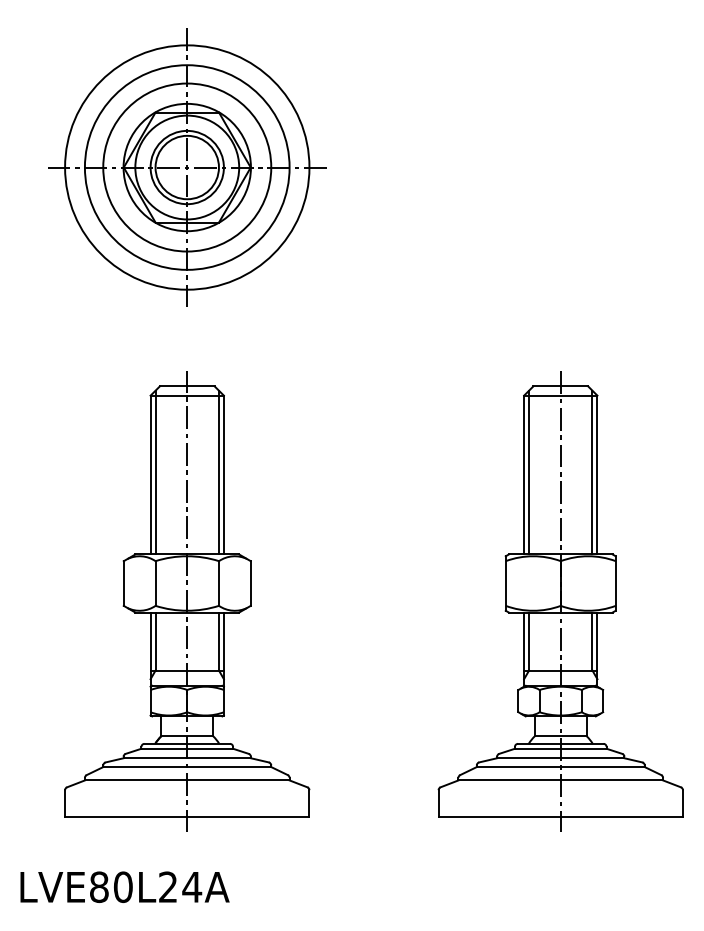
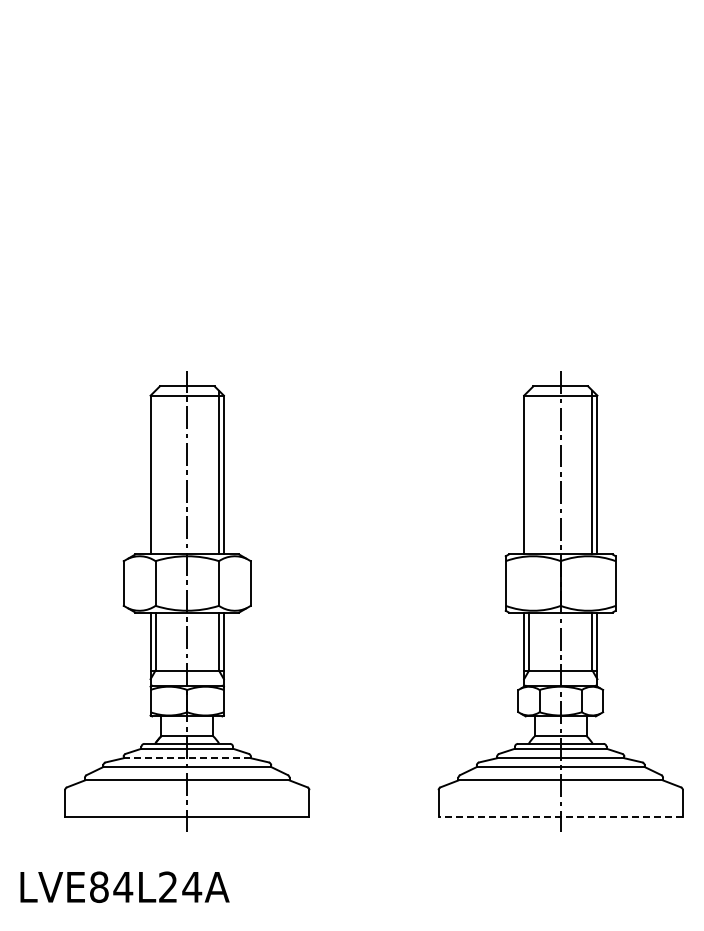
part: present -> none (187, 167)
line: present -> none (155, 472)
line: present -> none (529, 472)
line: solid -> dashed (187, 758)
line: solid -> dashed (560, 817)
text: LVE80L24A -> LVE84L24A (123, 887)
